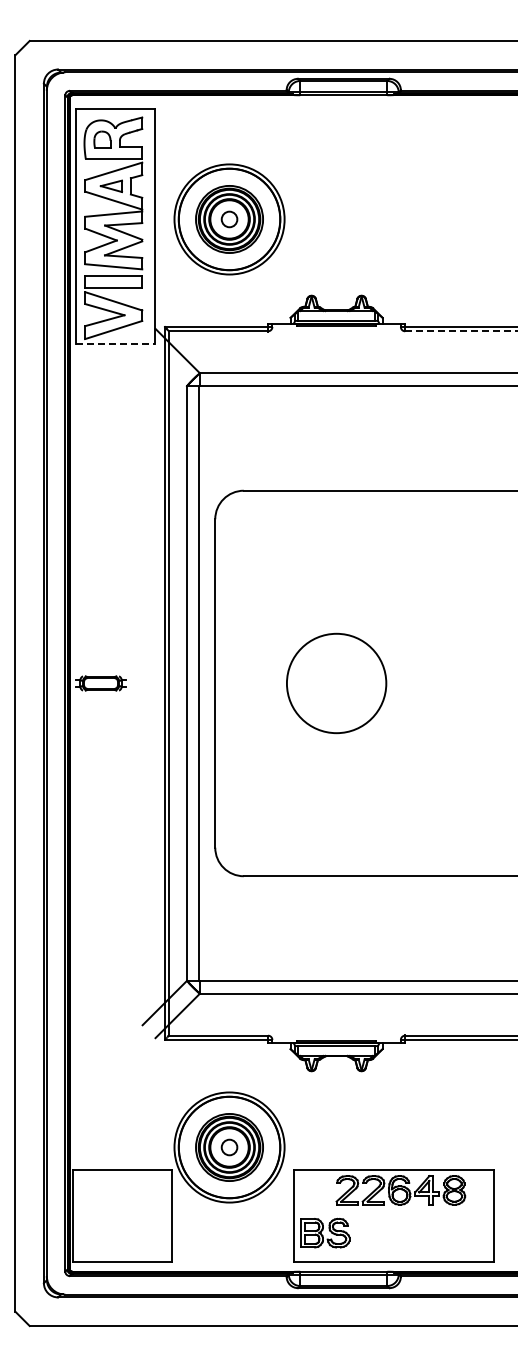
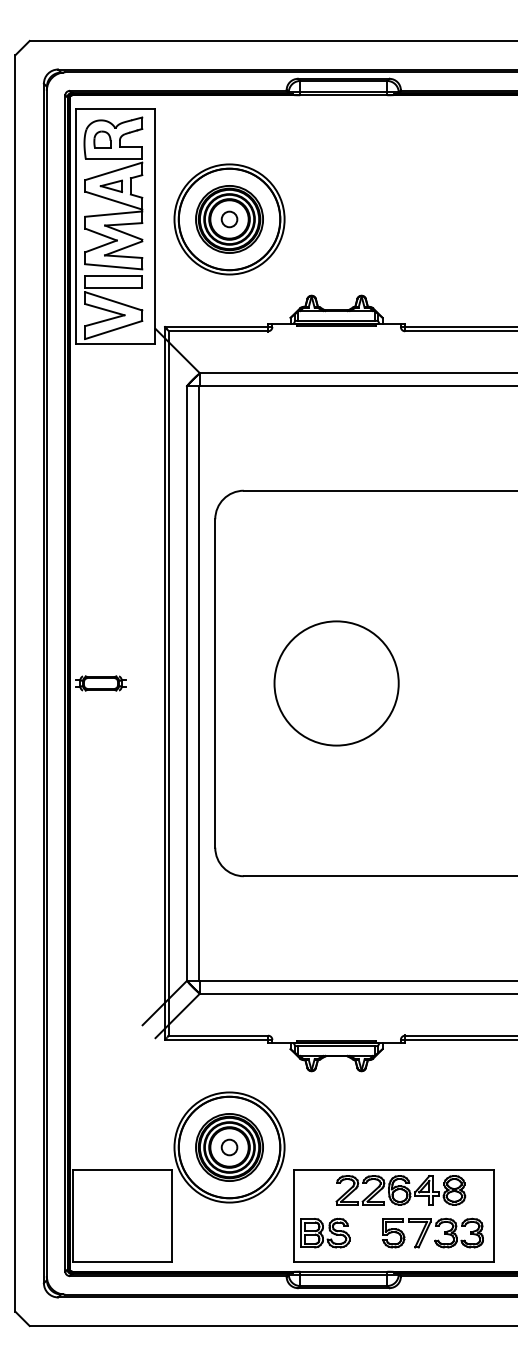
line: dashed -> solid (461, 331)
line: dashed -> solid (115, 344)
circle diameter: 99 px -> 124 px (336, 683)
part: none -> present (432, 1232)
